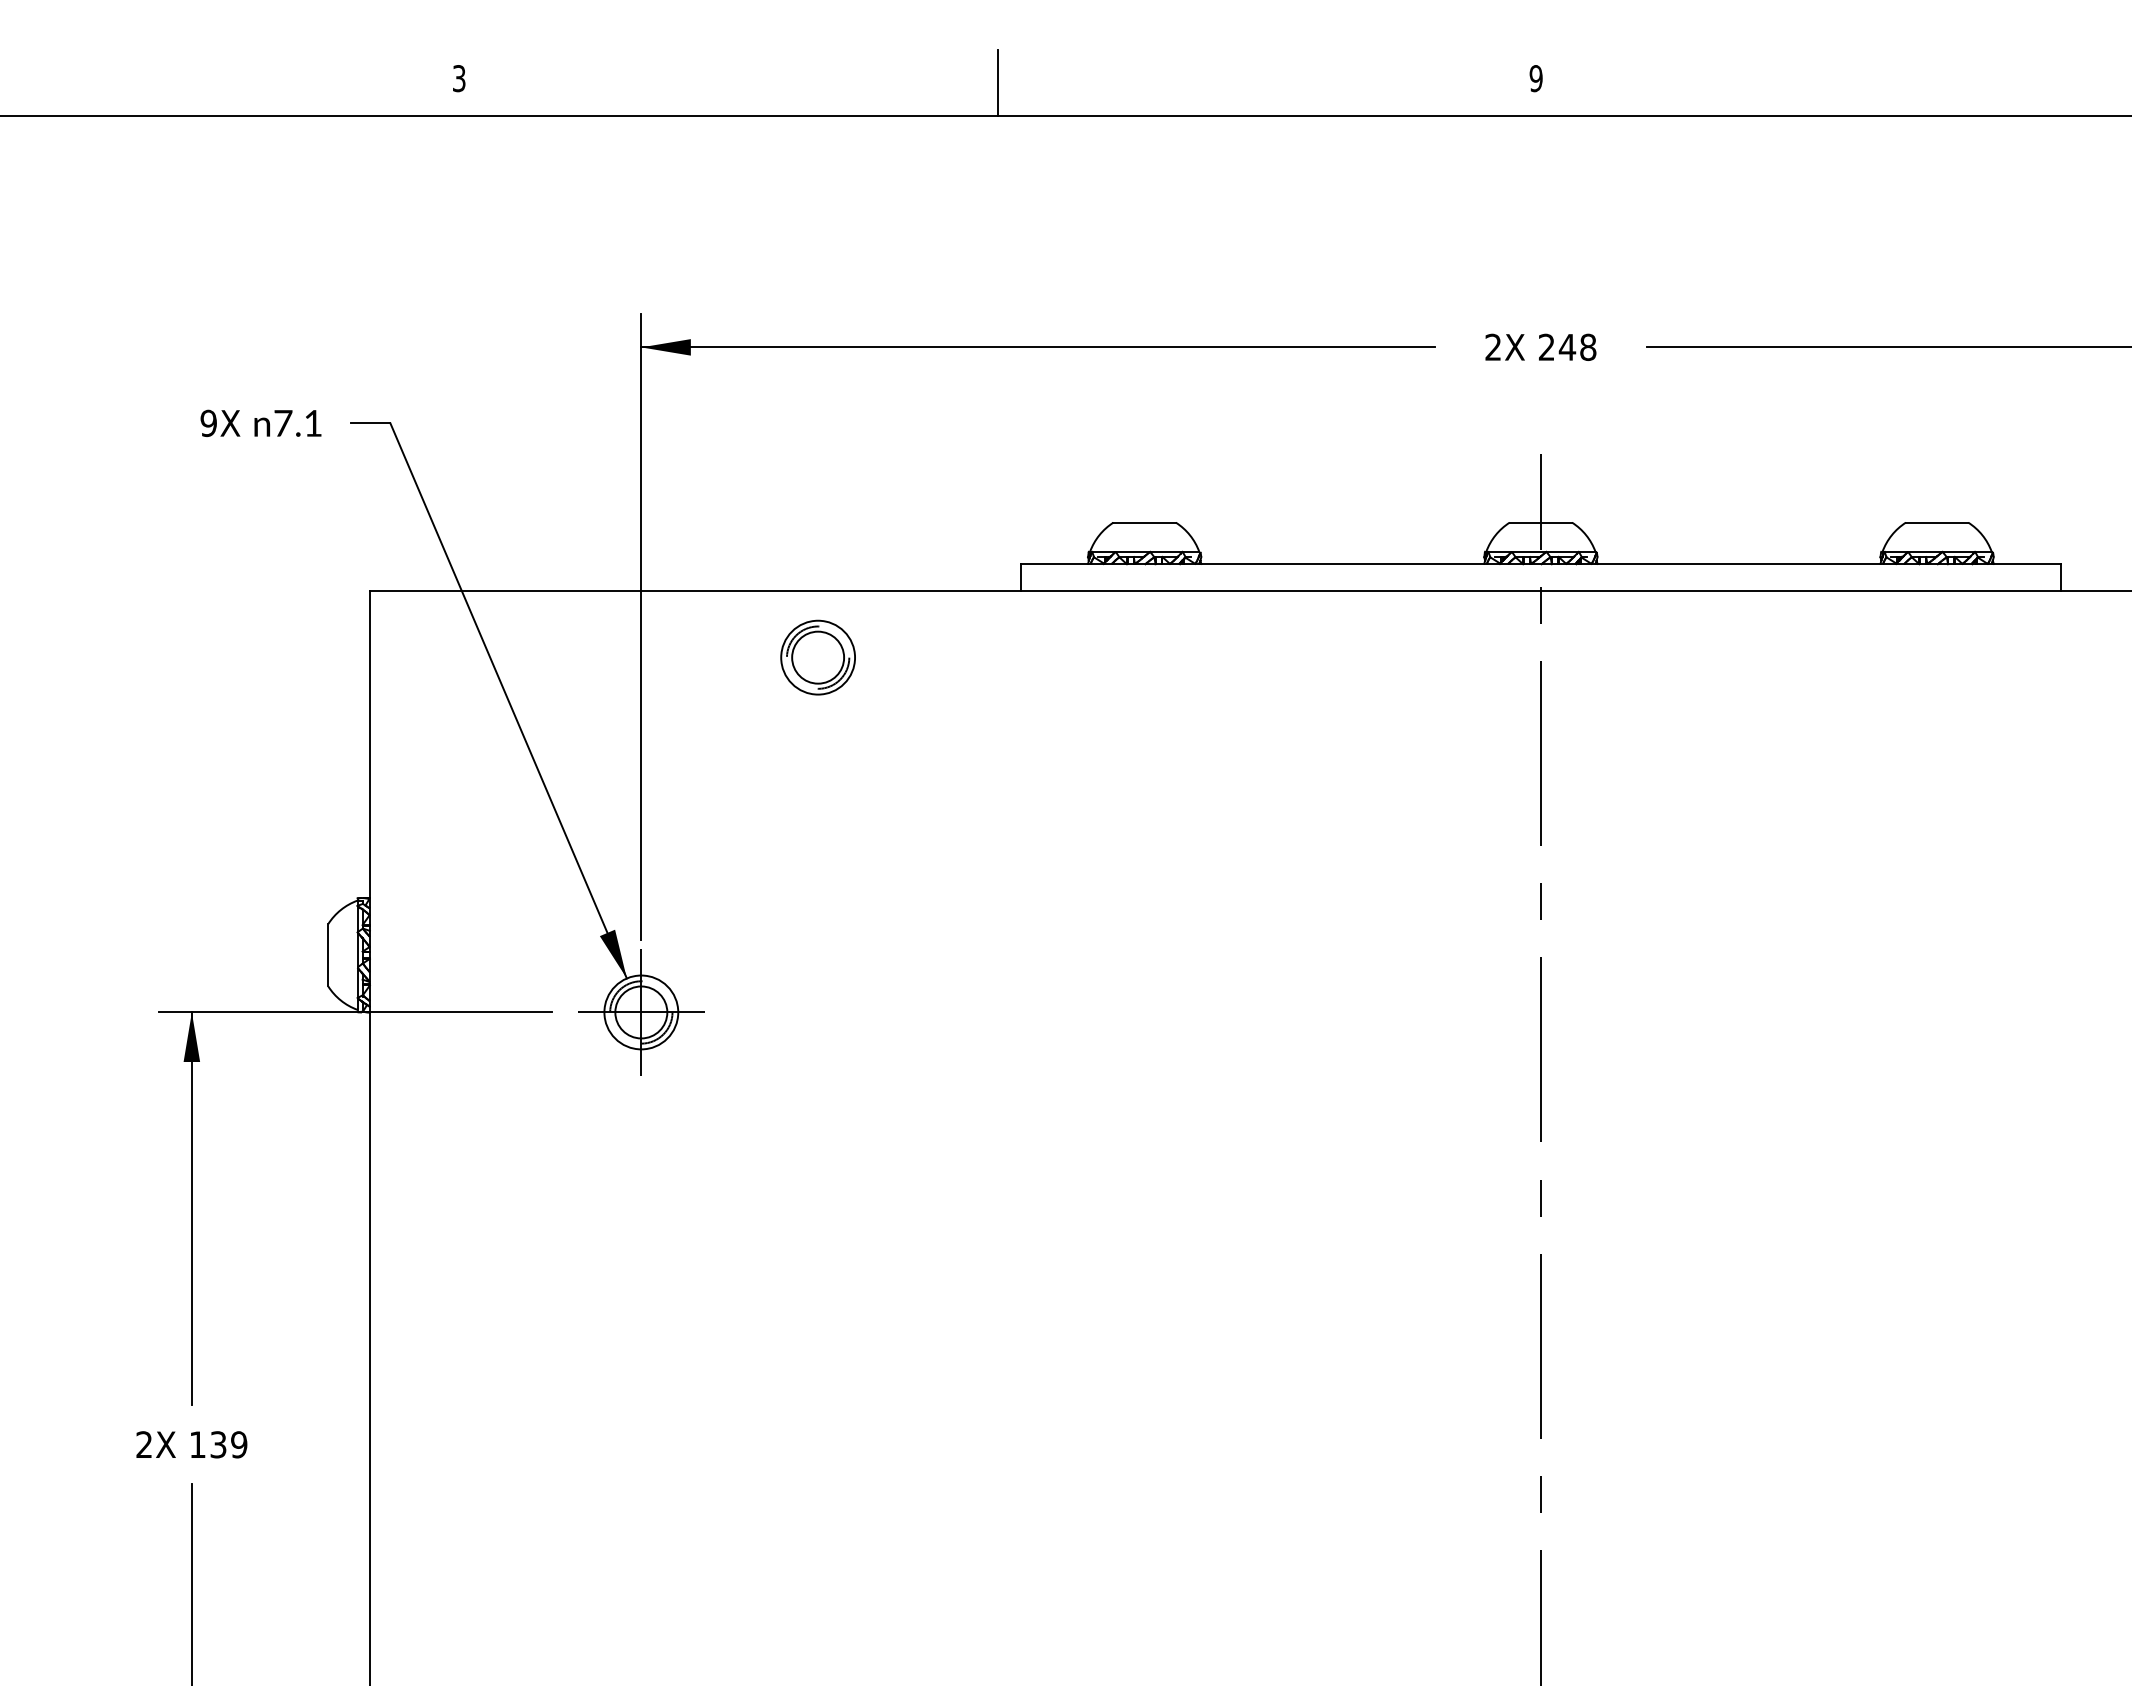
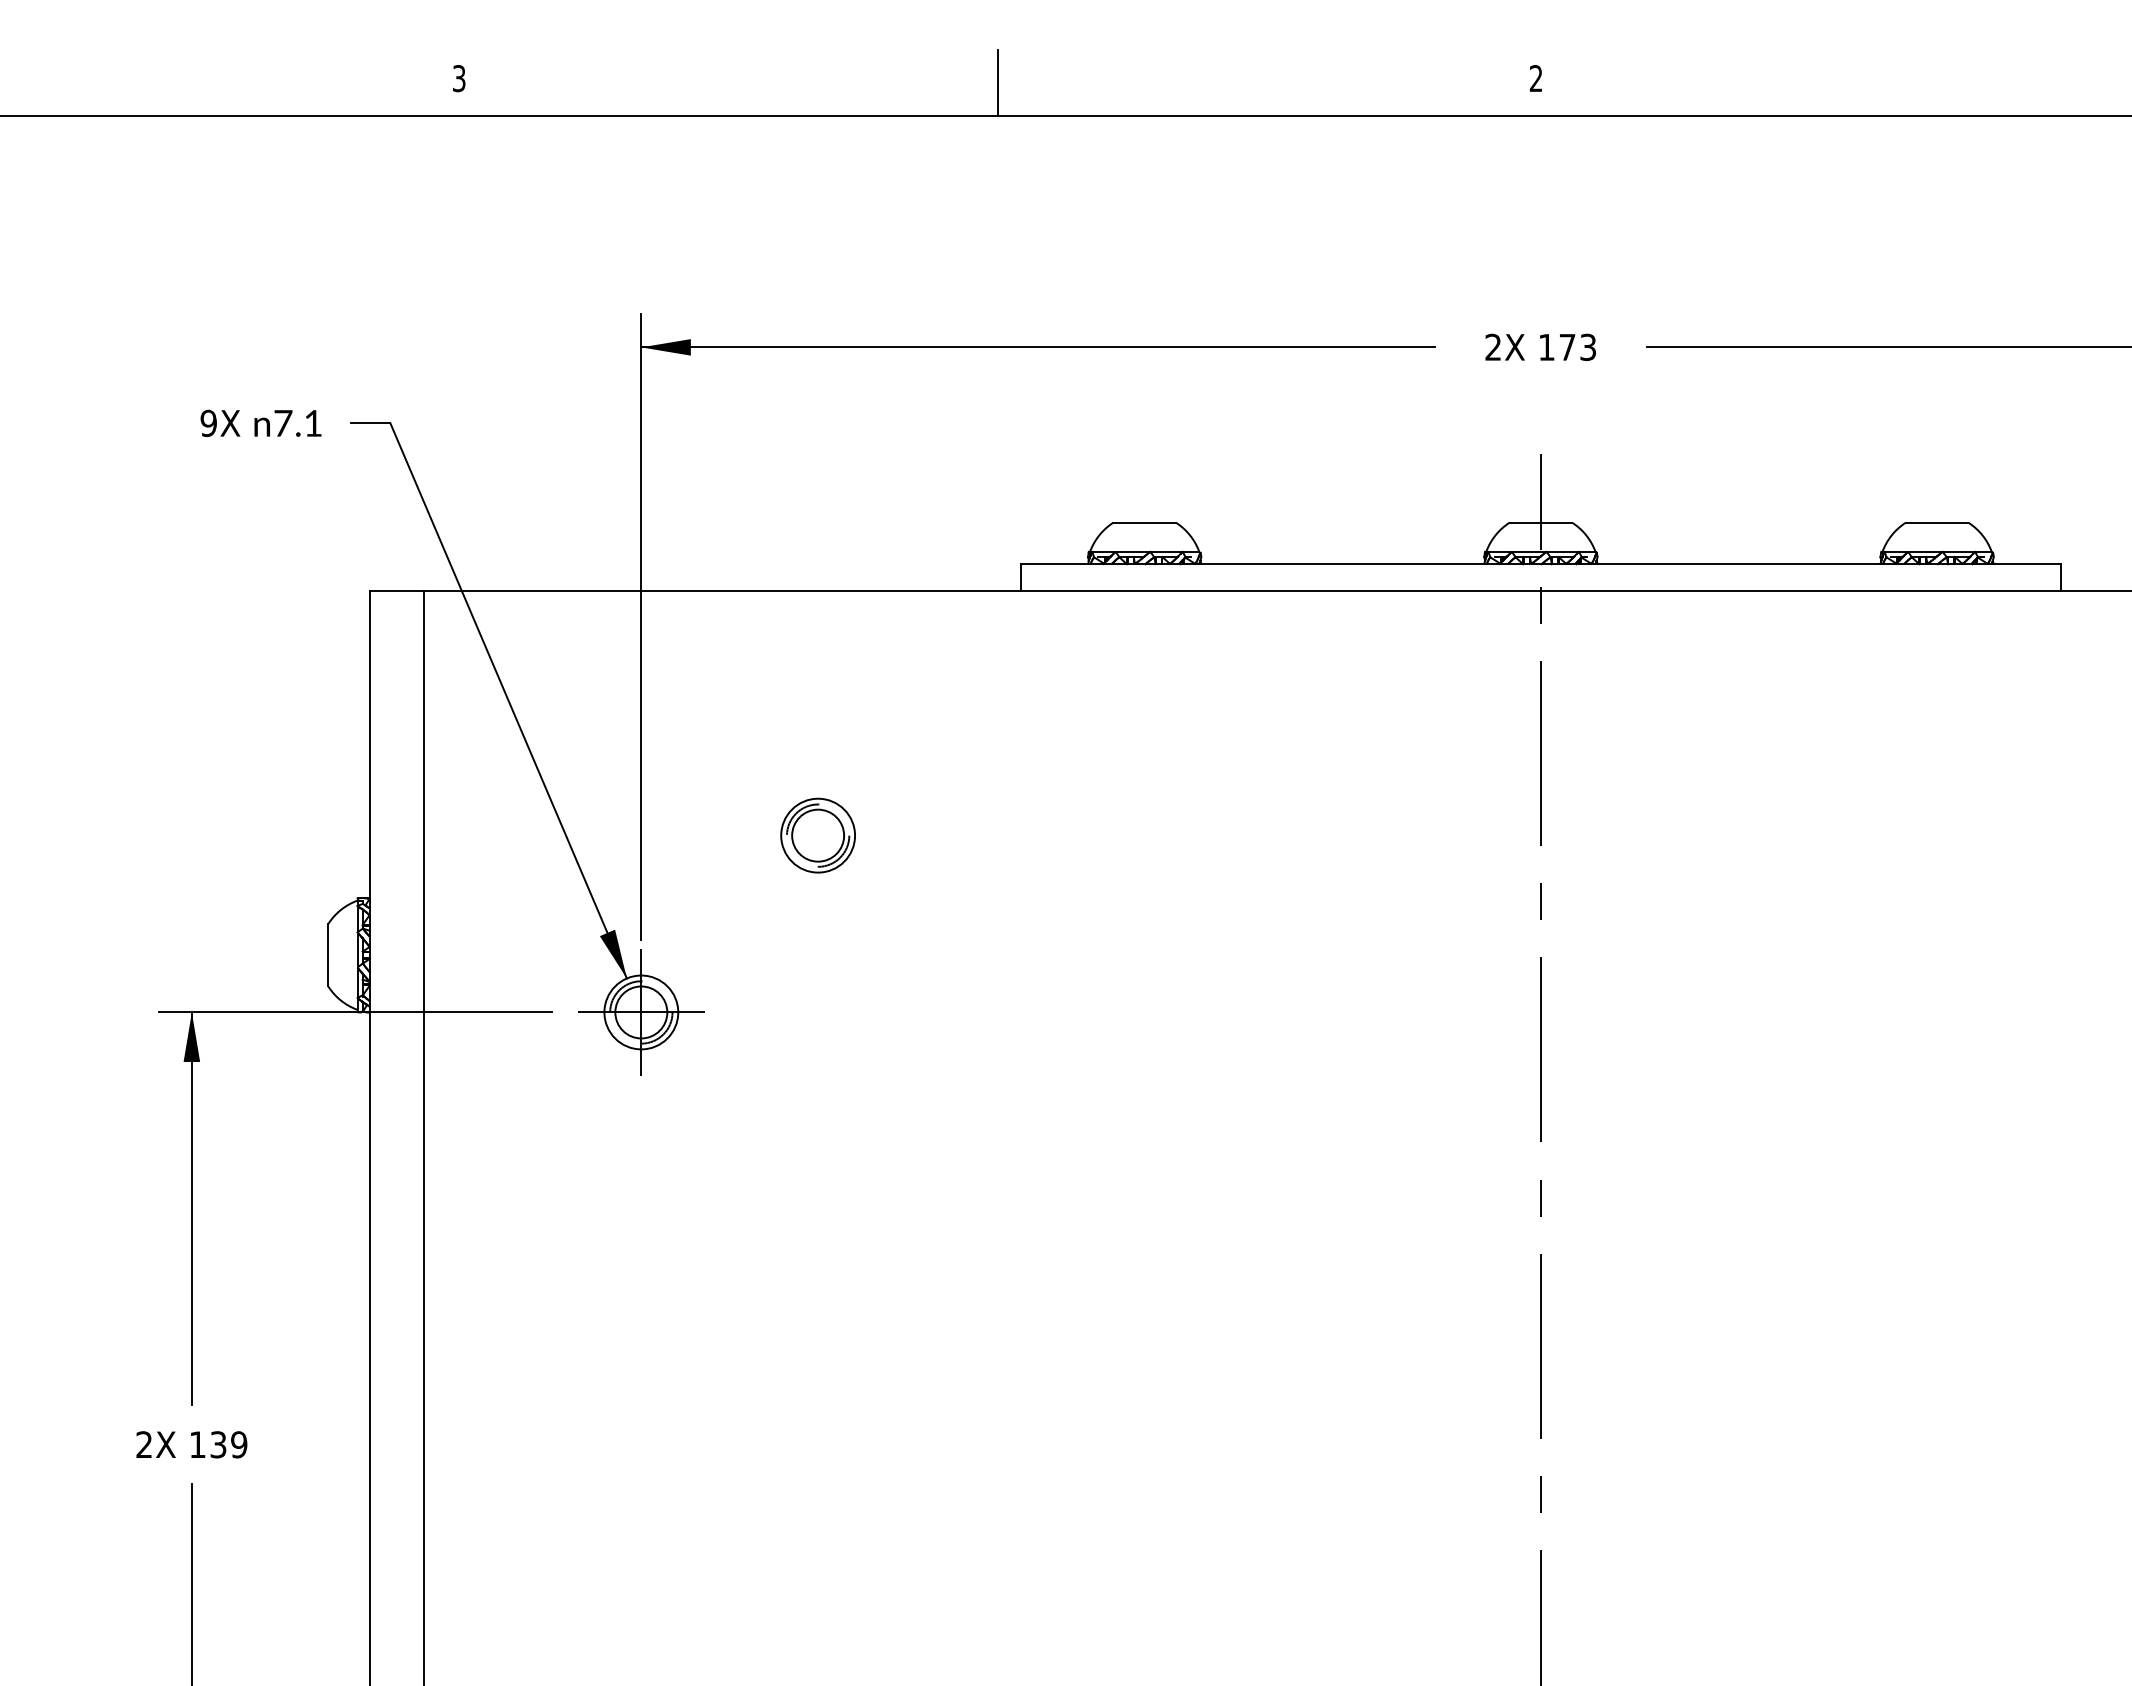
text: 9 -> 2 (1535, 78)
text: 248 -> 173 (1567, 346)
part position: (817, 657) -> (817, 835) (817, 835)
line: none -> present (423, 1136)
